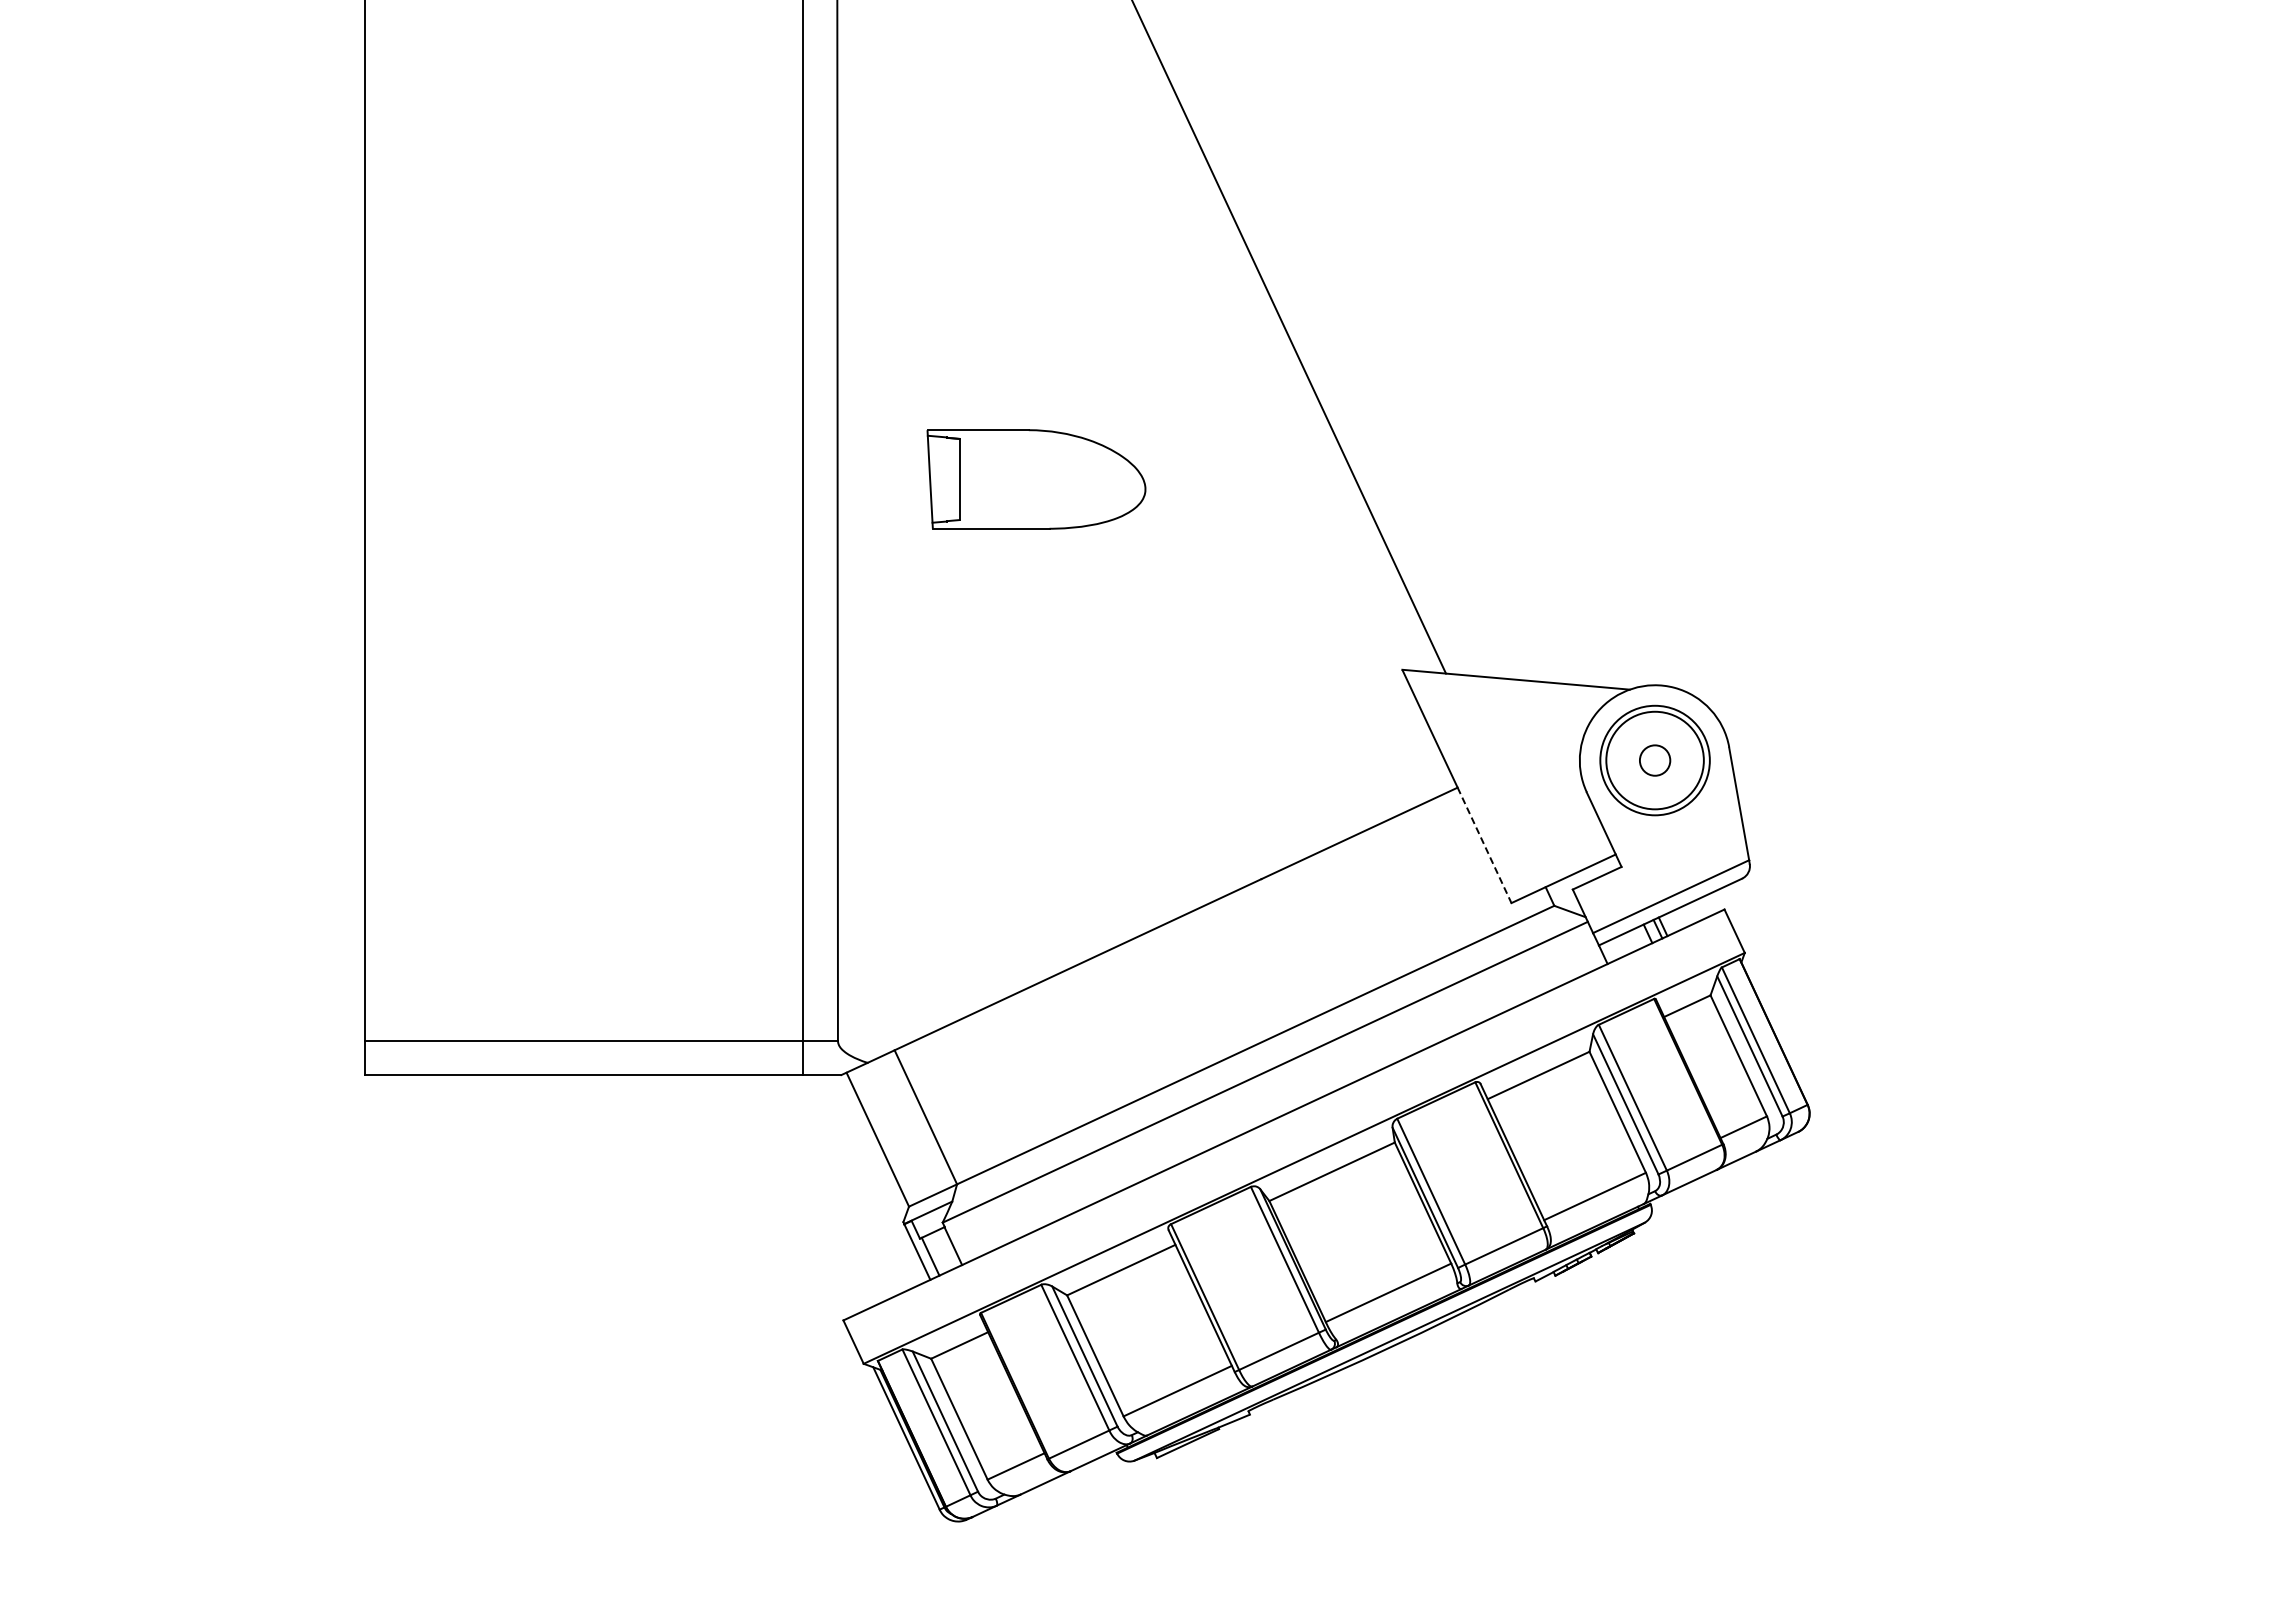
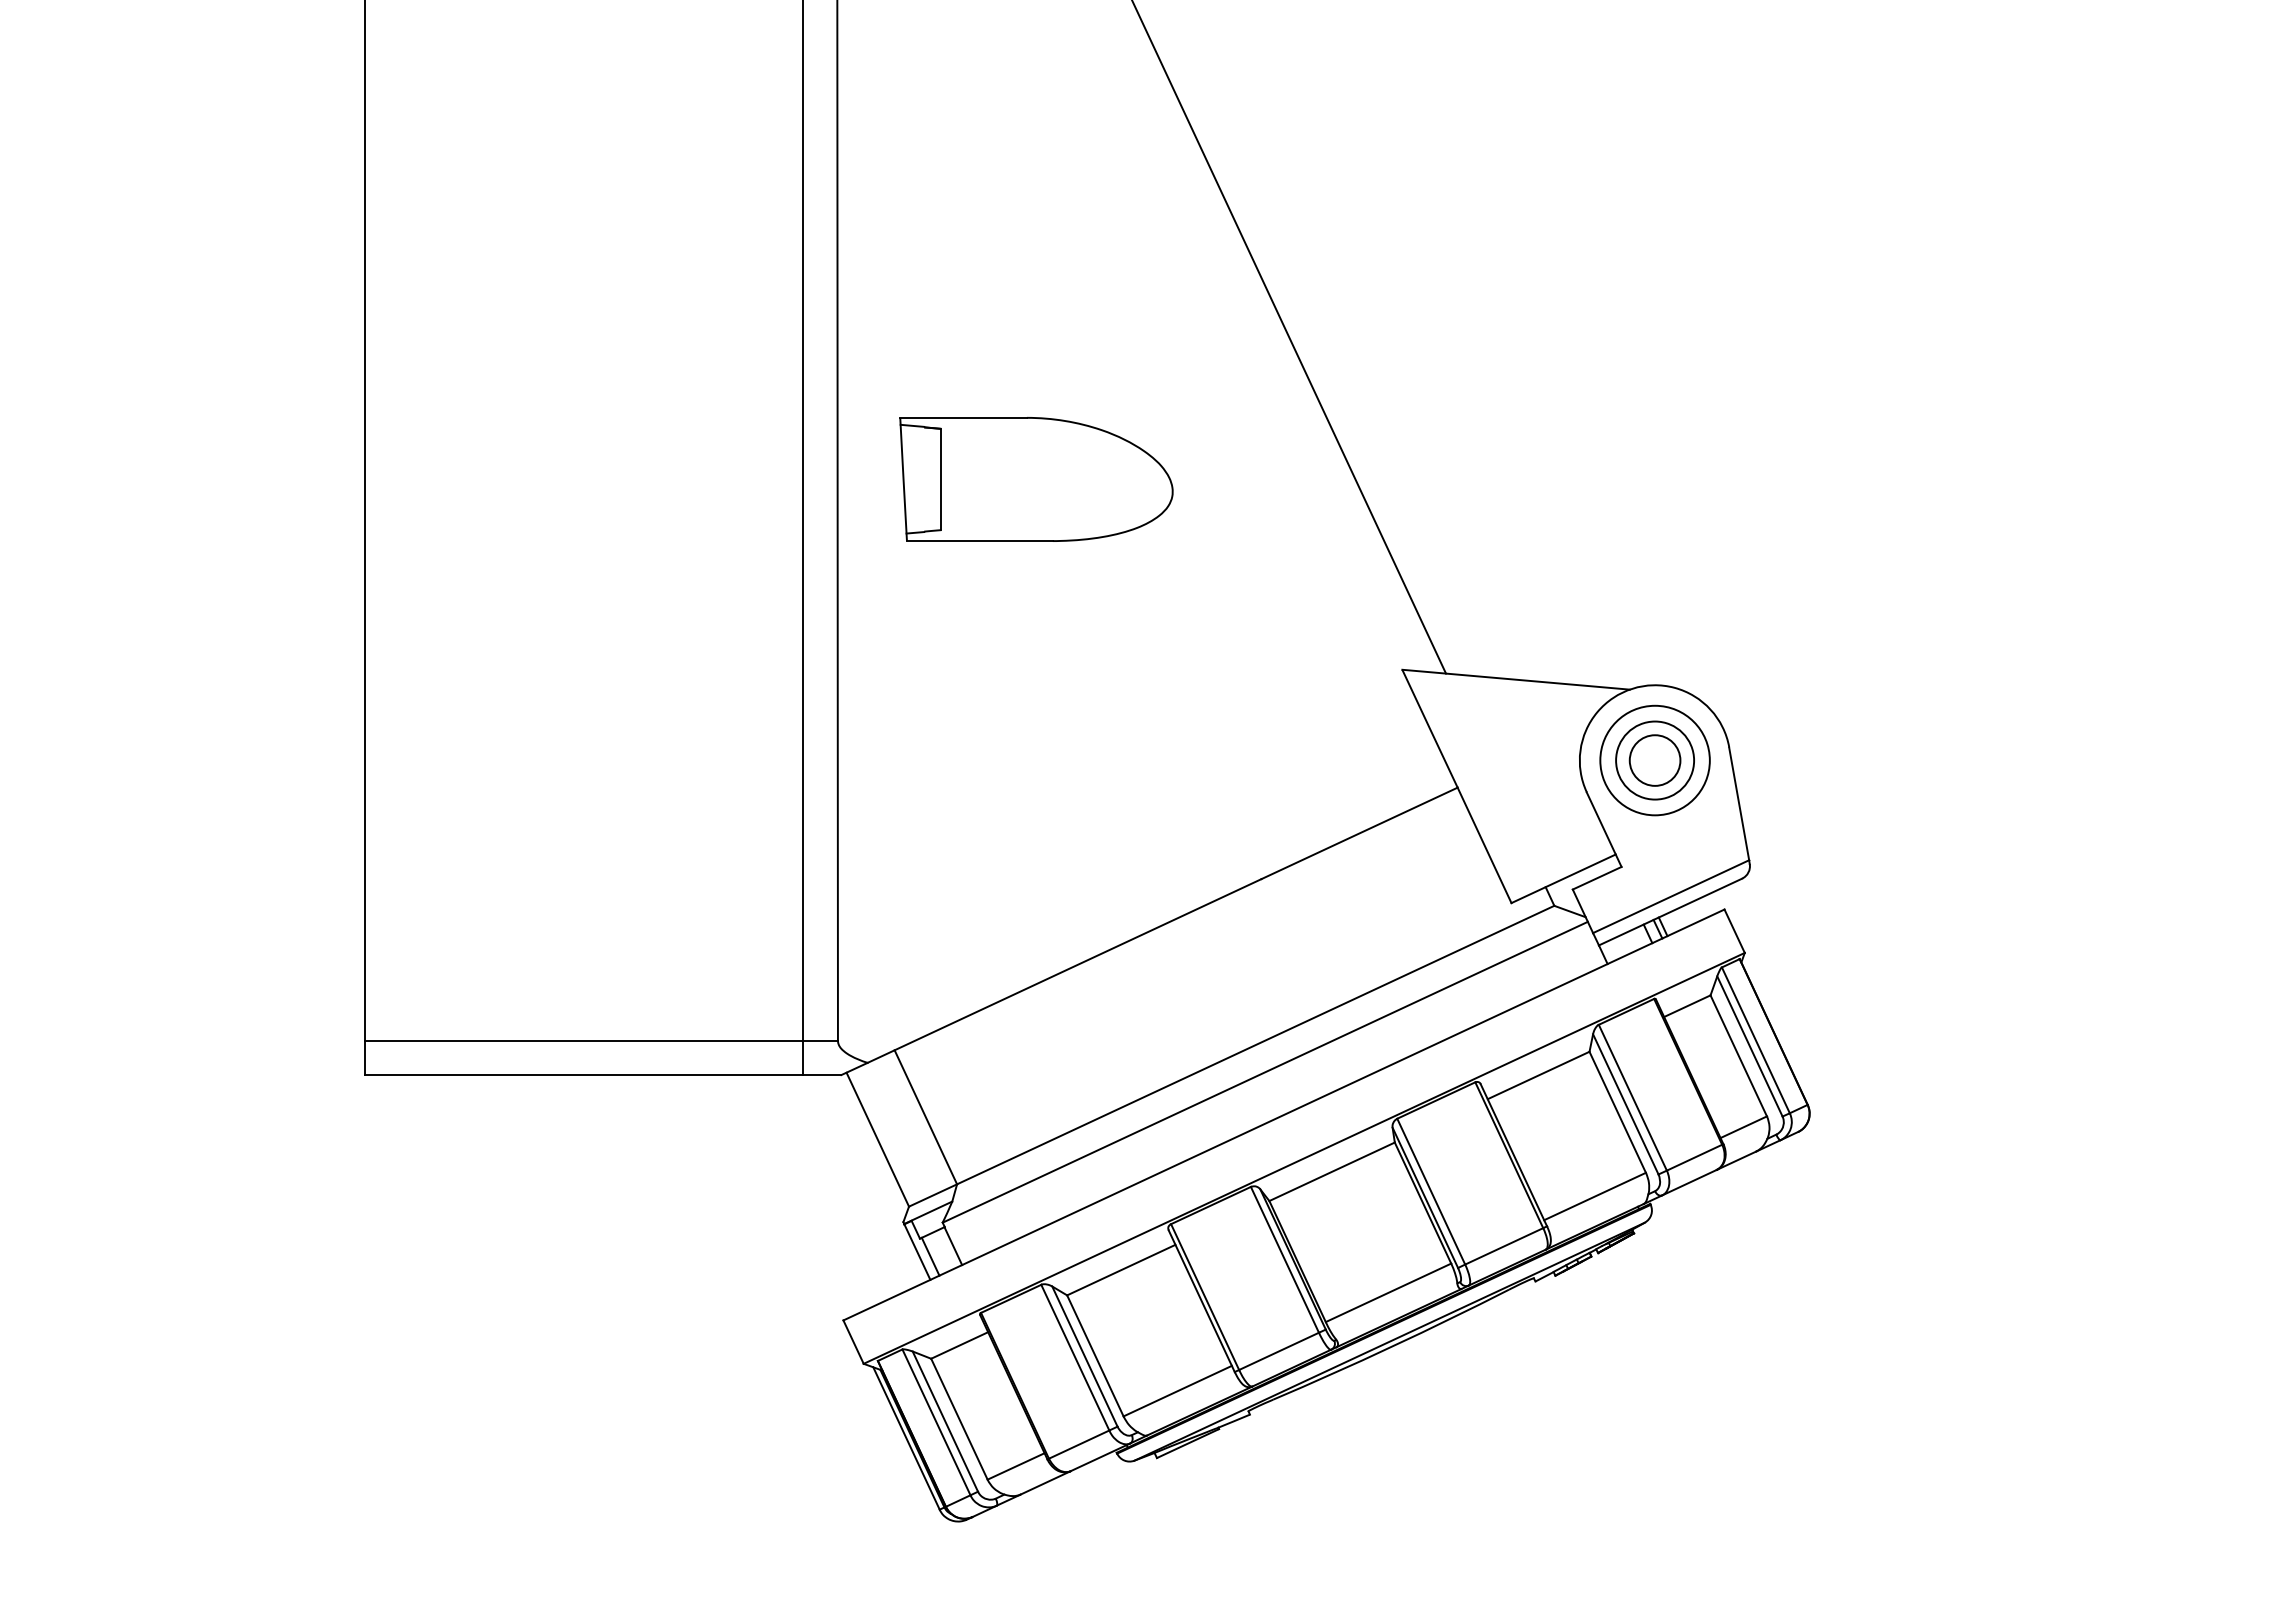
part size: 221x101 px -> 275x125 px (1036, 479)
circle diameter: 30 px -> 51 px (1654, 760)
circle diameter: 98 px -> 78 px (1655, 760)
line: dashed -> solid (1484, 845)
